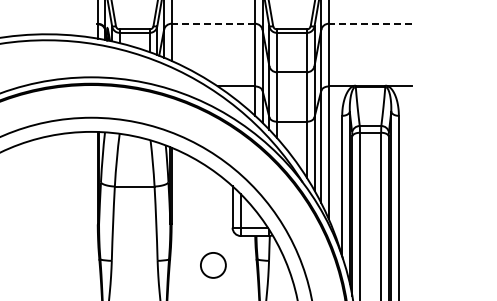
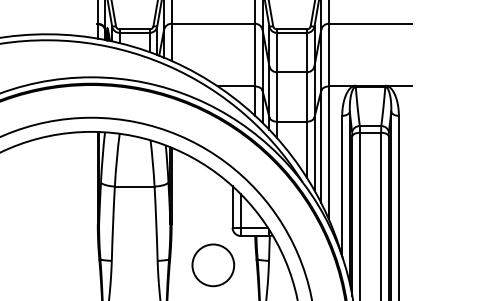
line: dashed -> solid (213, 23)
line: dashed -> solid (370, 23)
circle size: 27x27 px -> 45x45 px (213, 265)
